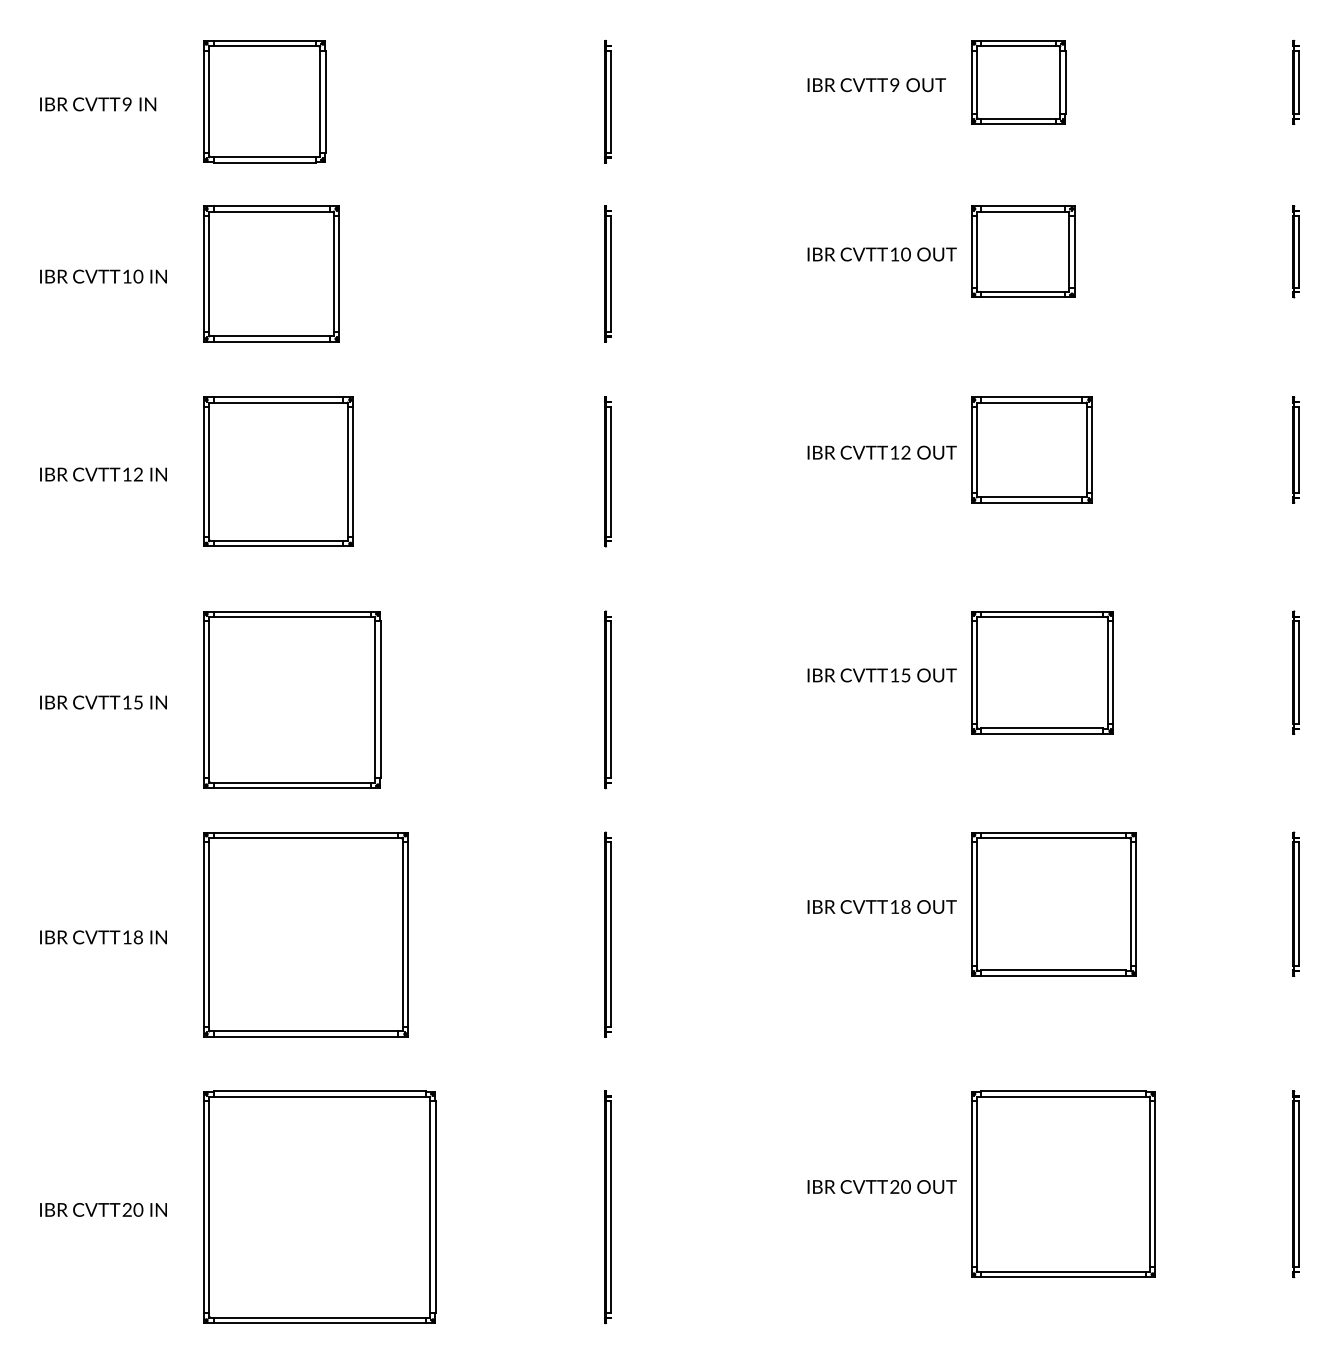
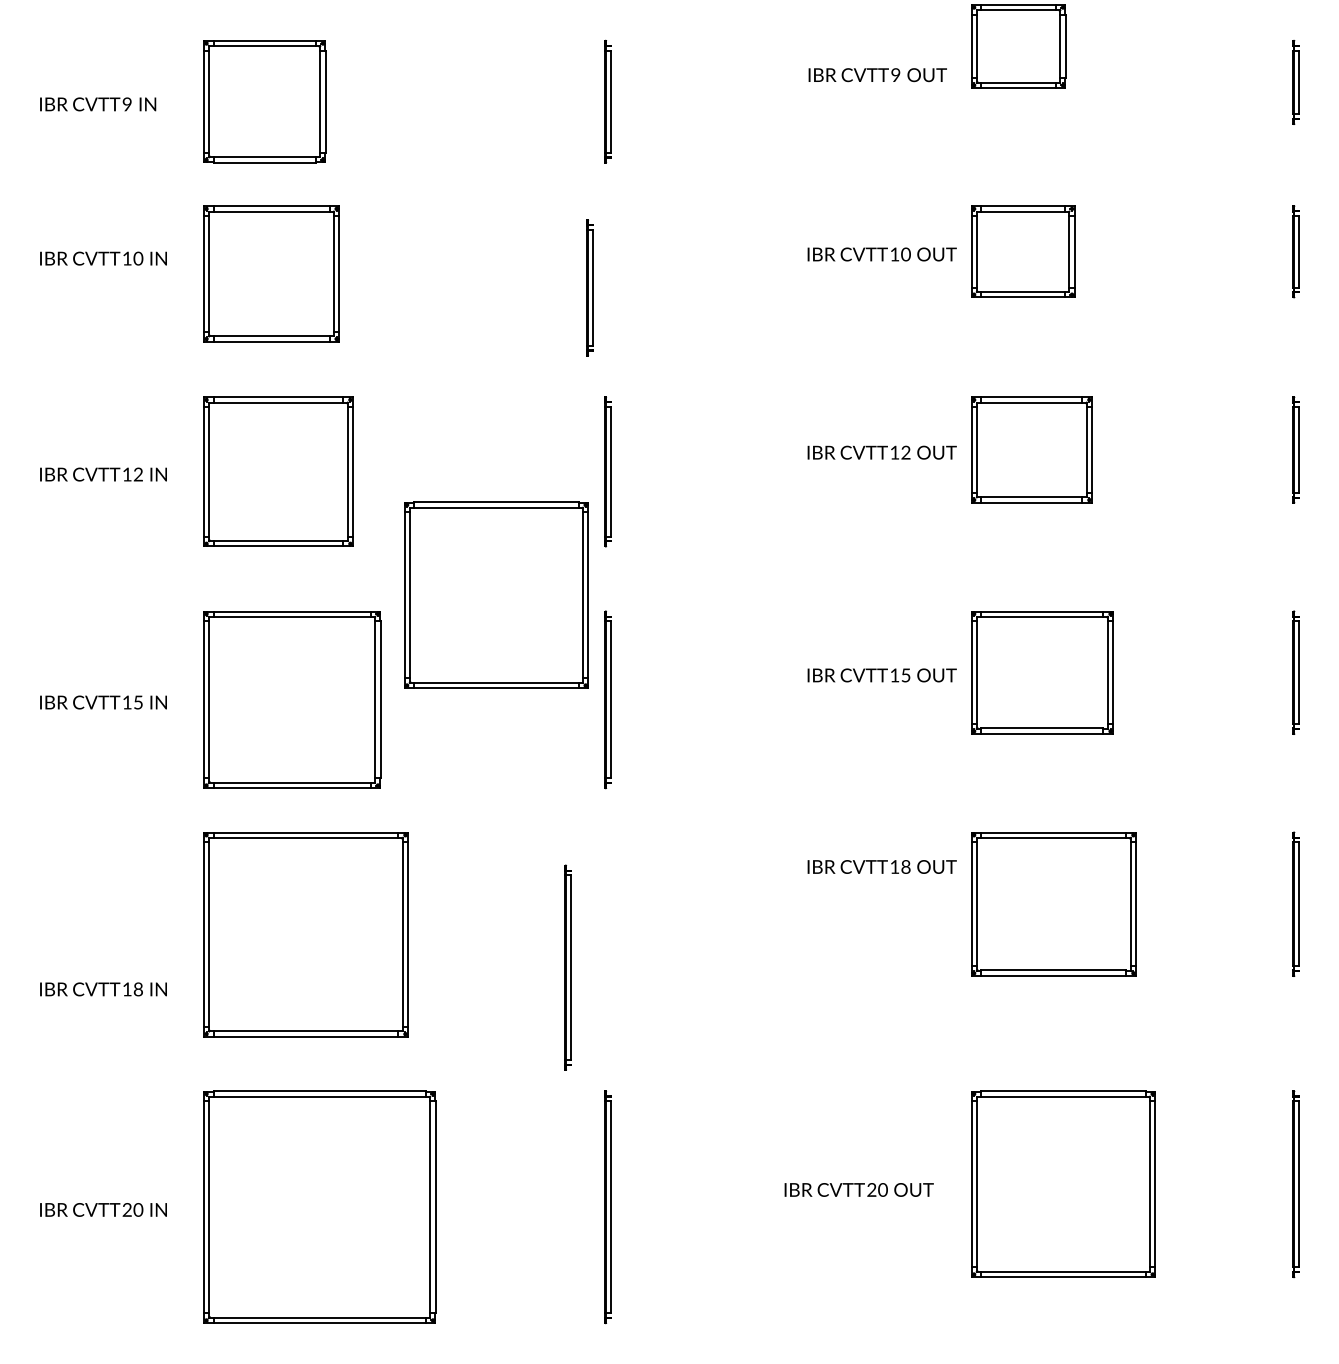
part position: (1018, 82) -> (1018, 46) (1018, 46)
text position: (876, 85) -> (877, 75) (877, 75)
part position: (607, 273) -> (589, 287) (589, 287)
text position: (103, 276) -> (103, 258) (103, 258)
part: none -> present (496, 594)
text position: (881, 906) -> (881, 866) (881, 866)
part position: (607, 934) -> (567, 967) (567, 967)
text position: (103, 937) -> (103, 989) (103, 989)
text position: (881, 1186) -> (858, 1189) (858, 1189)
